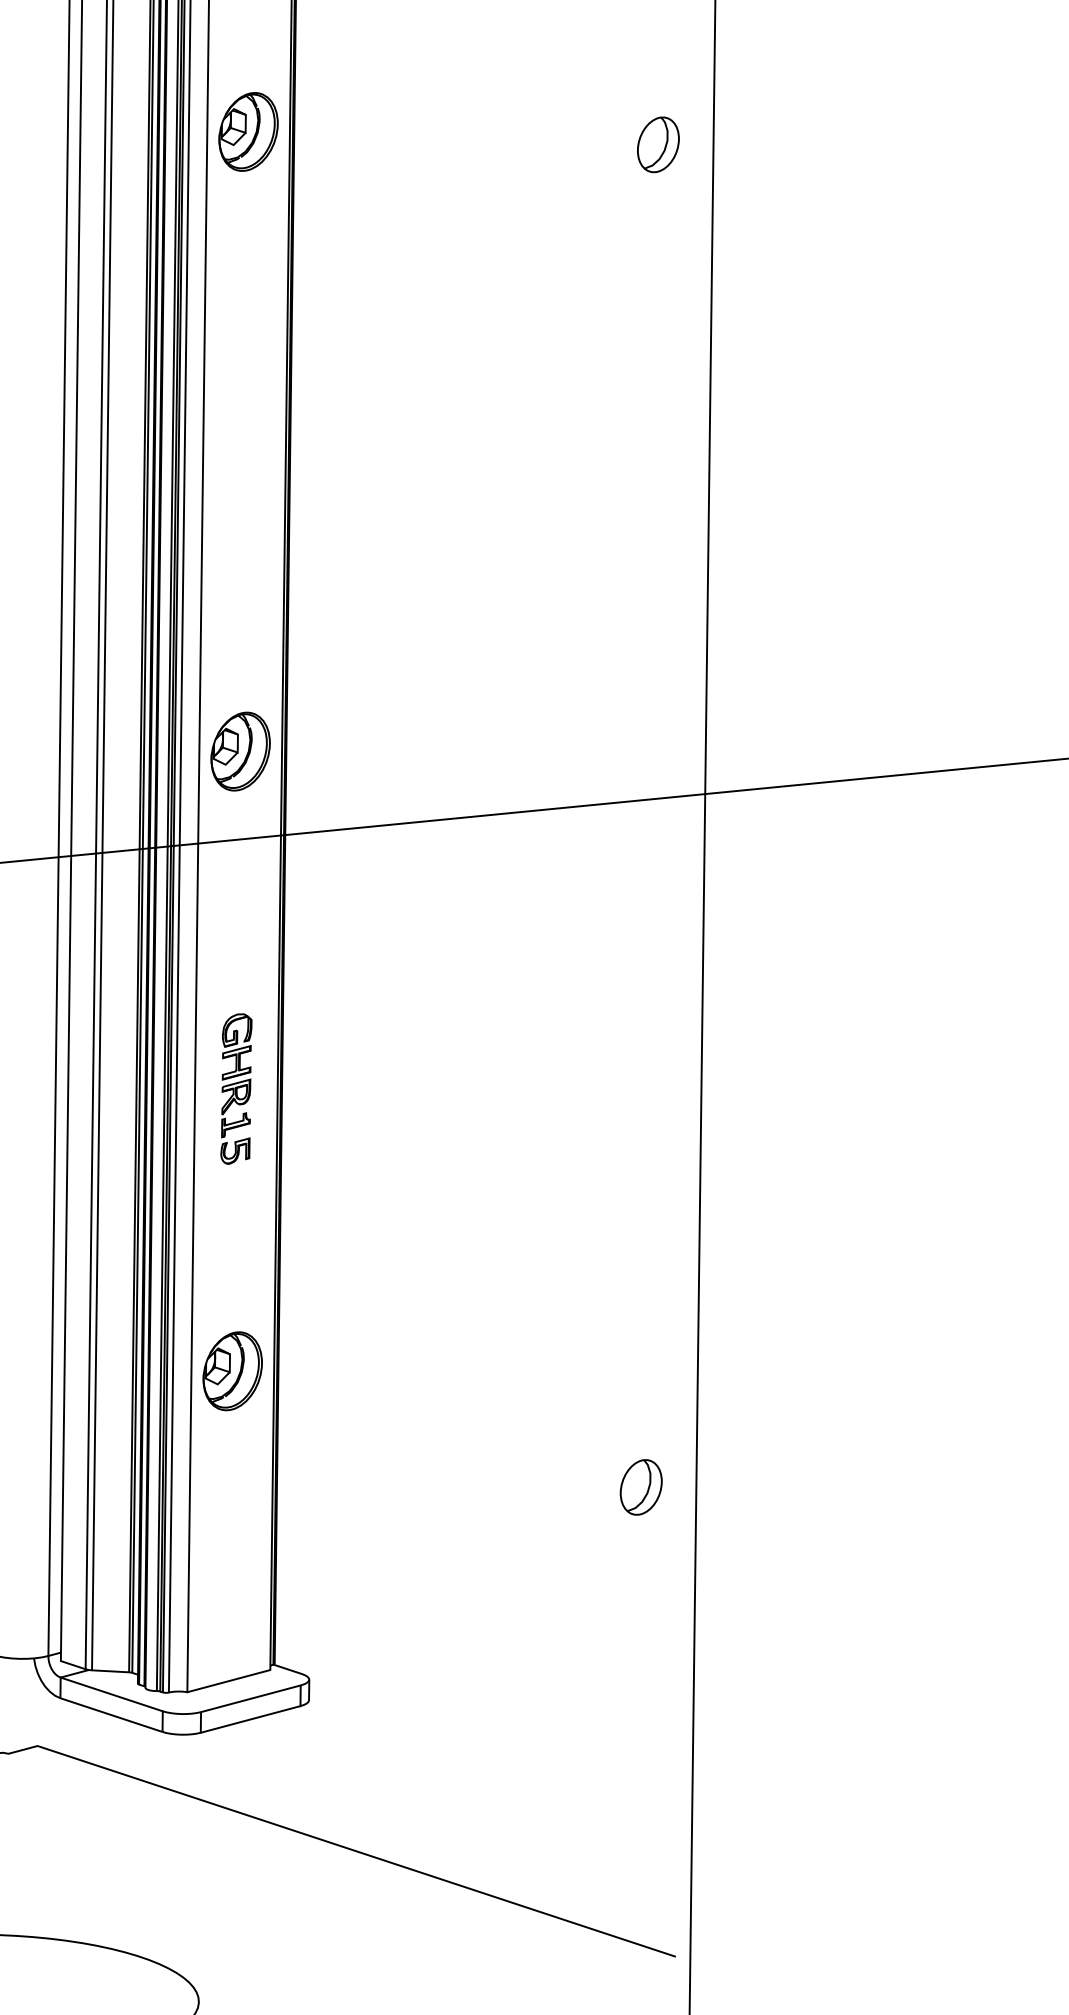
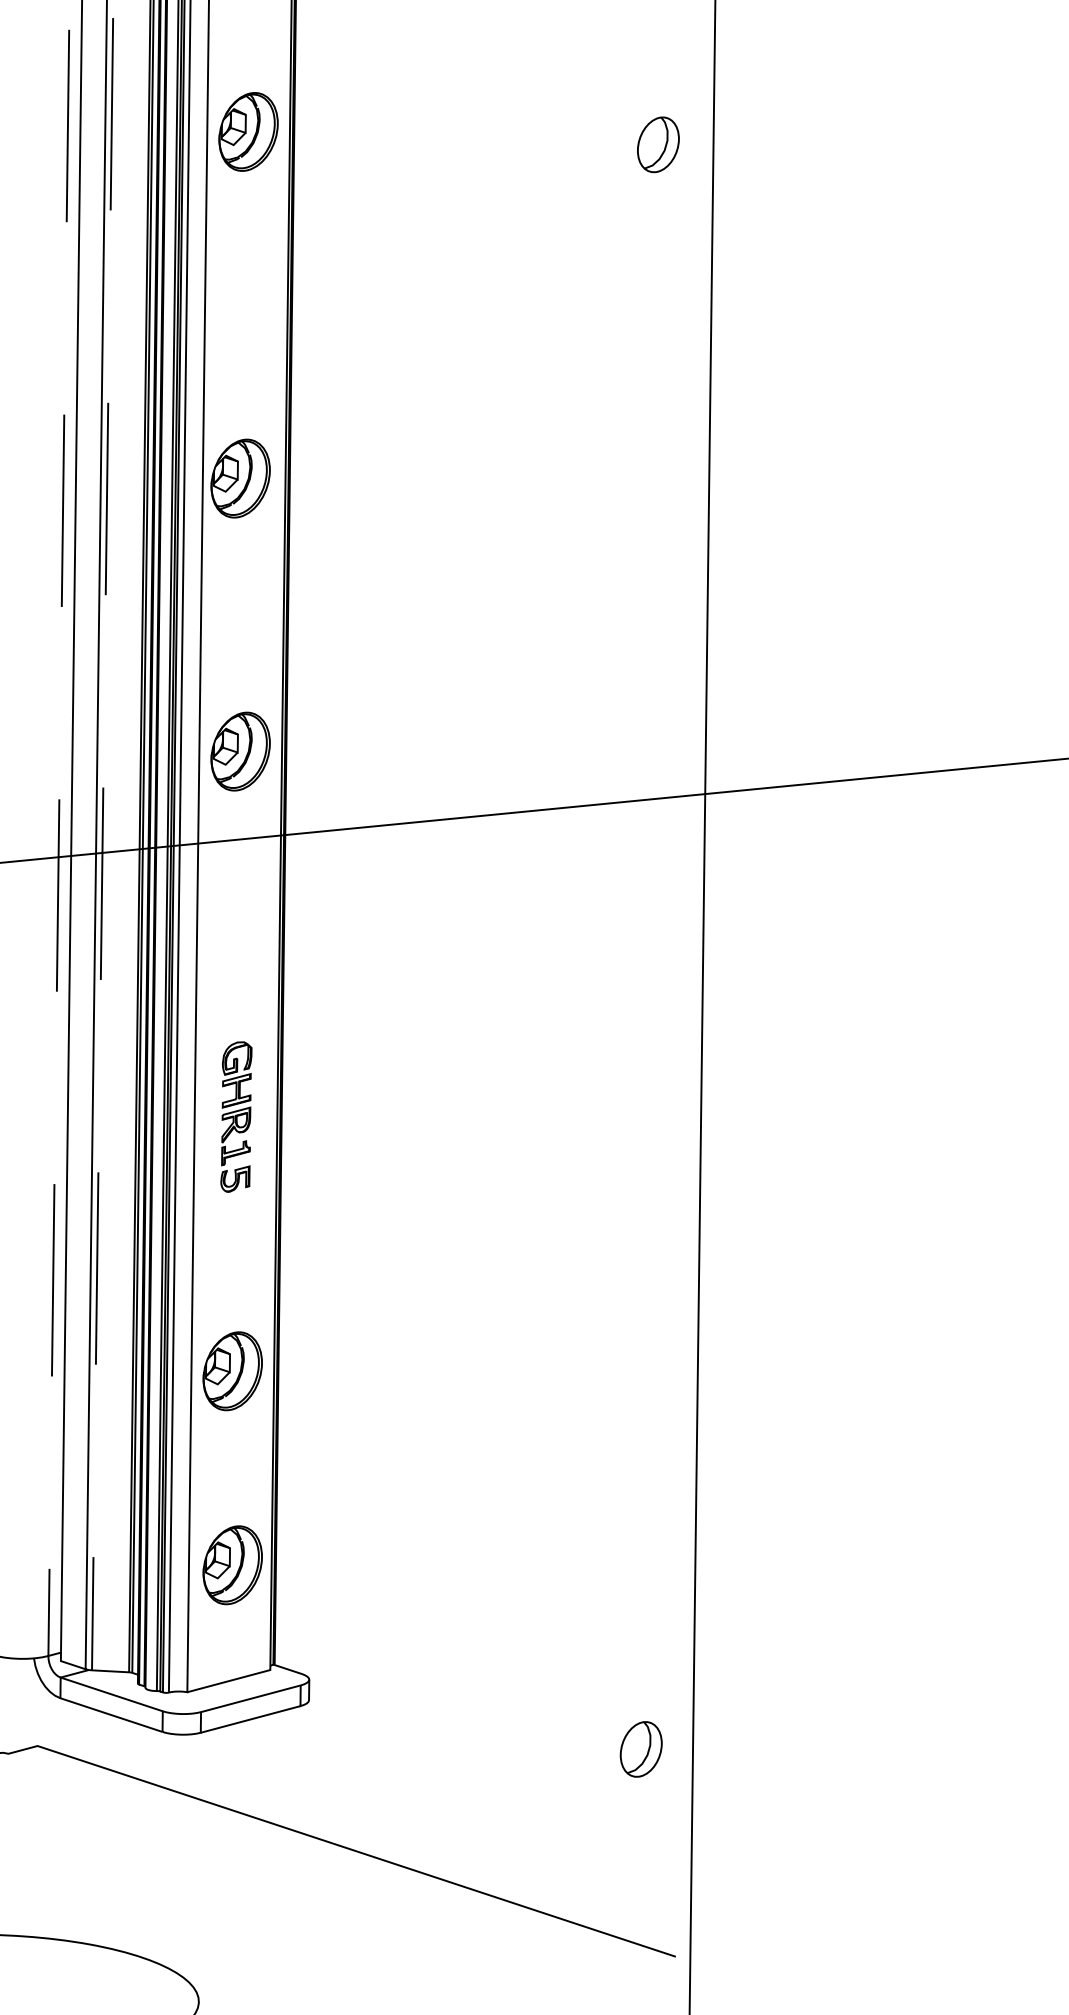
part: none -> present (240, 478)
line: solid -> dashed (102, 835)
line: solid -> dashed (58, 836)
part position: (236, 1088) -> (236, 1116) (236, 1116)
part position: (640, 1487) -> (640, 1749) (640, 1749)
part: none -> present (232, 1565)
